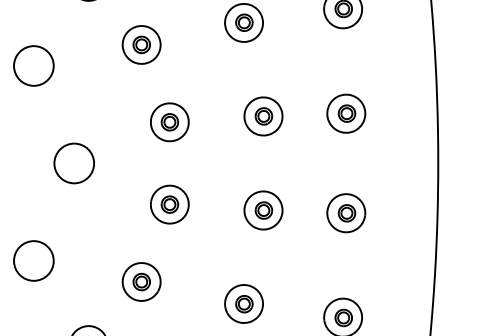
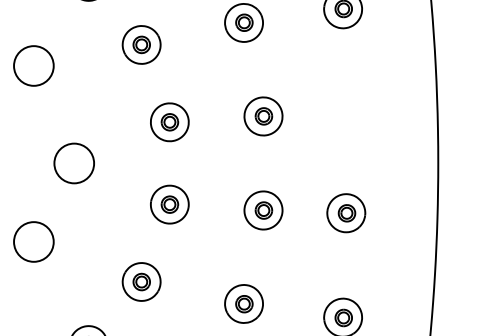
part: present -> none (346, 113)
circle position: (33, 260) -> (33, 241) (33, 241)
